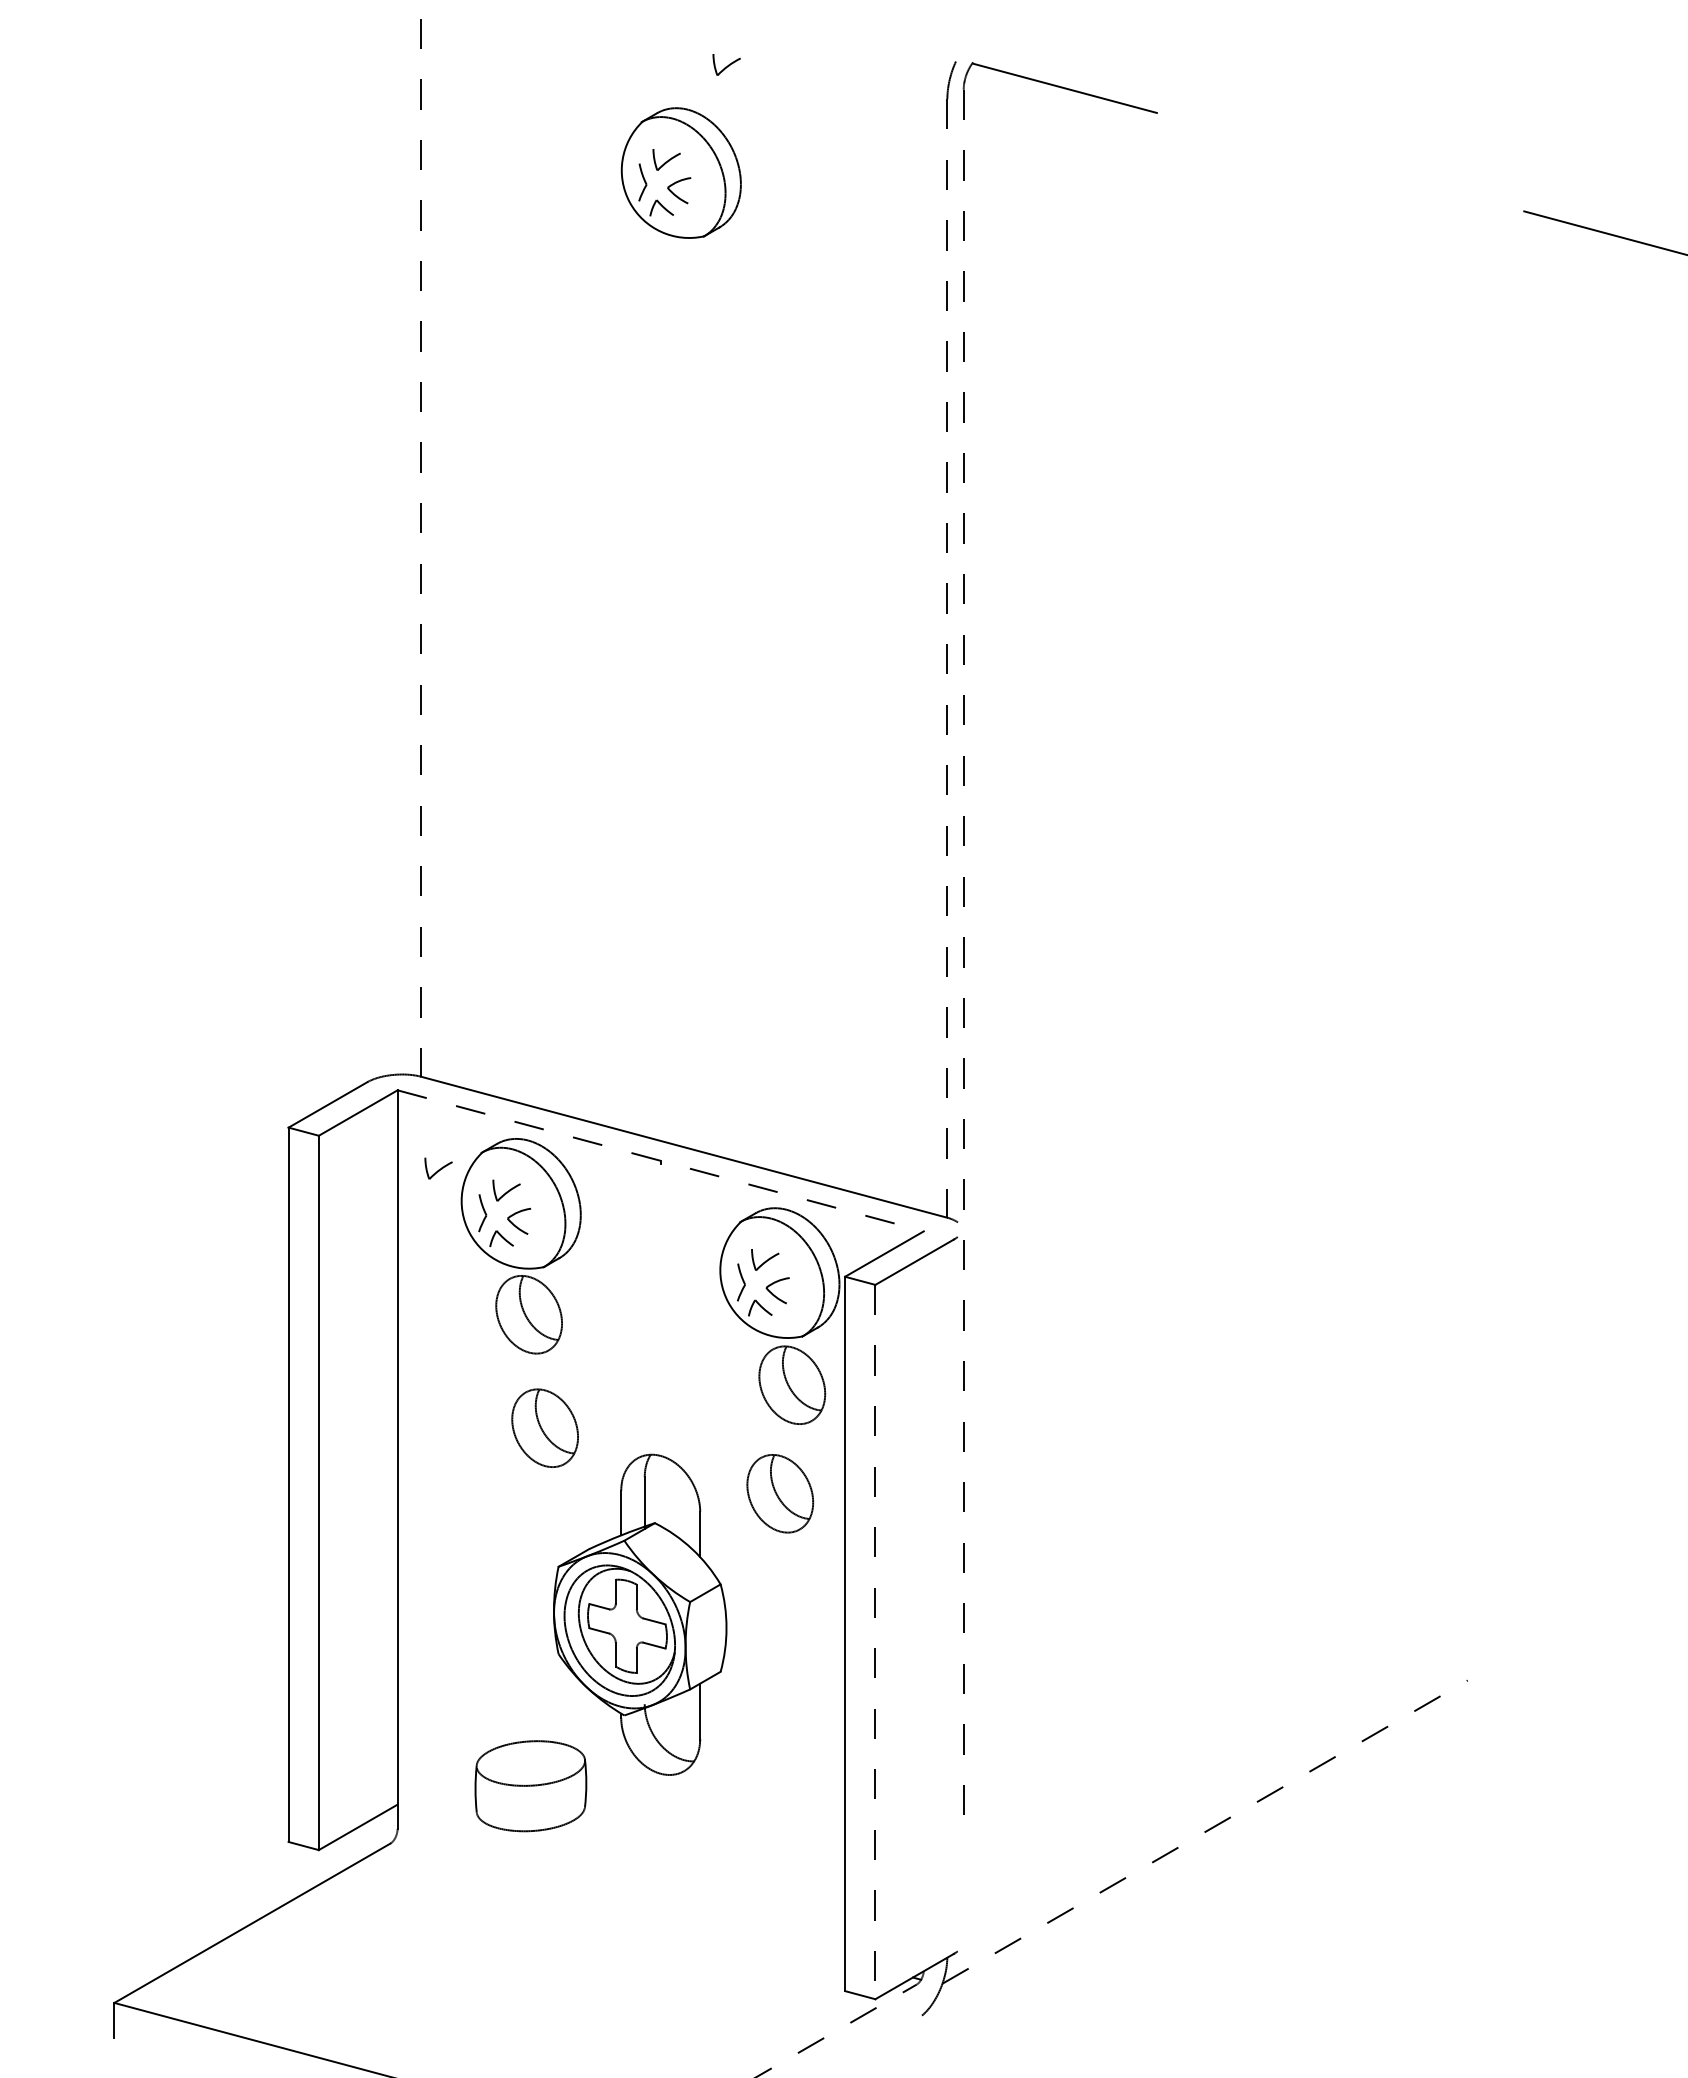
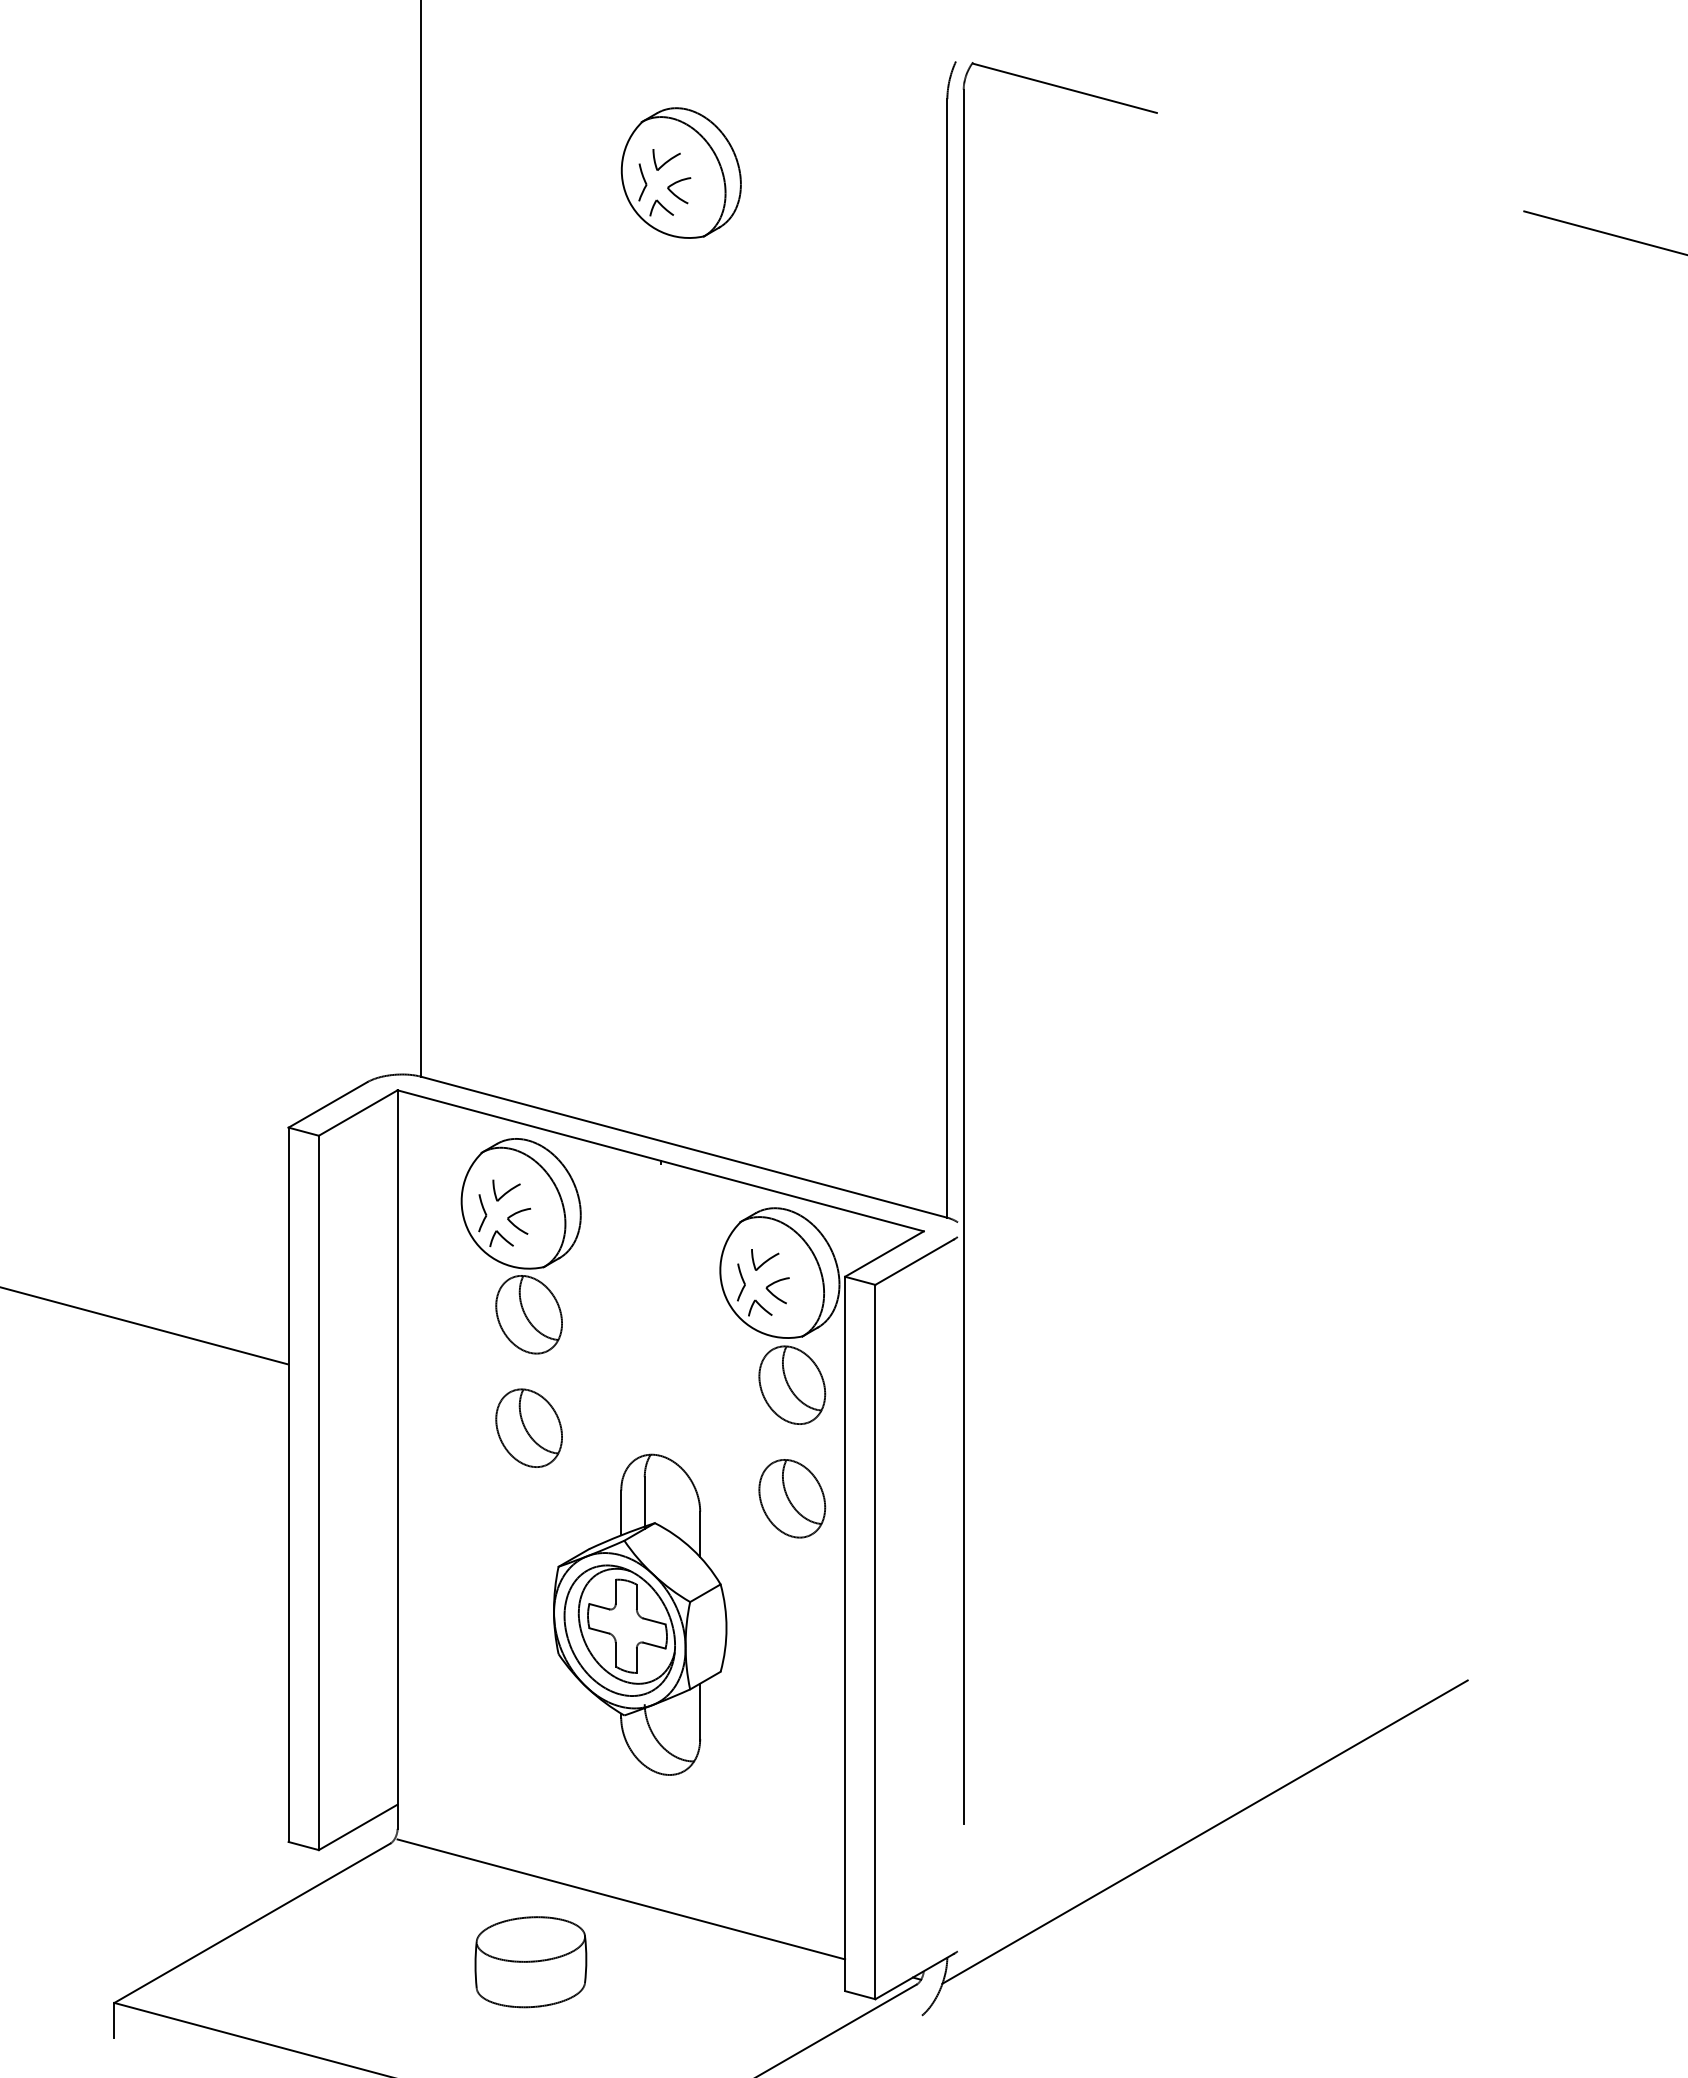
part: present -> none (726, 64)
line: dashed -> solid (421, 538)
line: dashed -> solid (947, 658)
line: dashed -> solid (963, 957)
line: dashed -> solid (661, 1160)
part: present -> none (438, 1168)
line: none -> present (145, 1325)
part position: (544, 1427) -> (528, 1427) (528, 1427)
part position: (780, 1493) -> (792, 1498) (792, 1498)
line: dashed -> solid (875, 1642)
part position: (530, 1786) -> (530, 1962) (530, 1962)
line: dashed -> solid (1205, 1831)
line: none -> present (621, 1899)
line: dashed -> solid (836, 2031)
